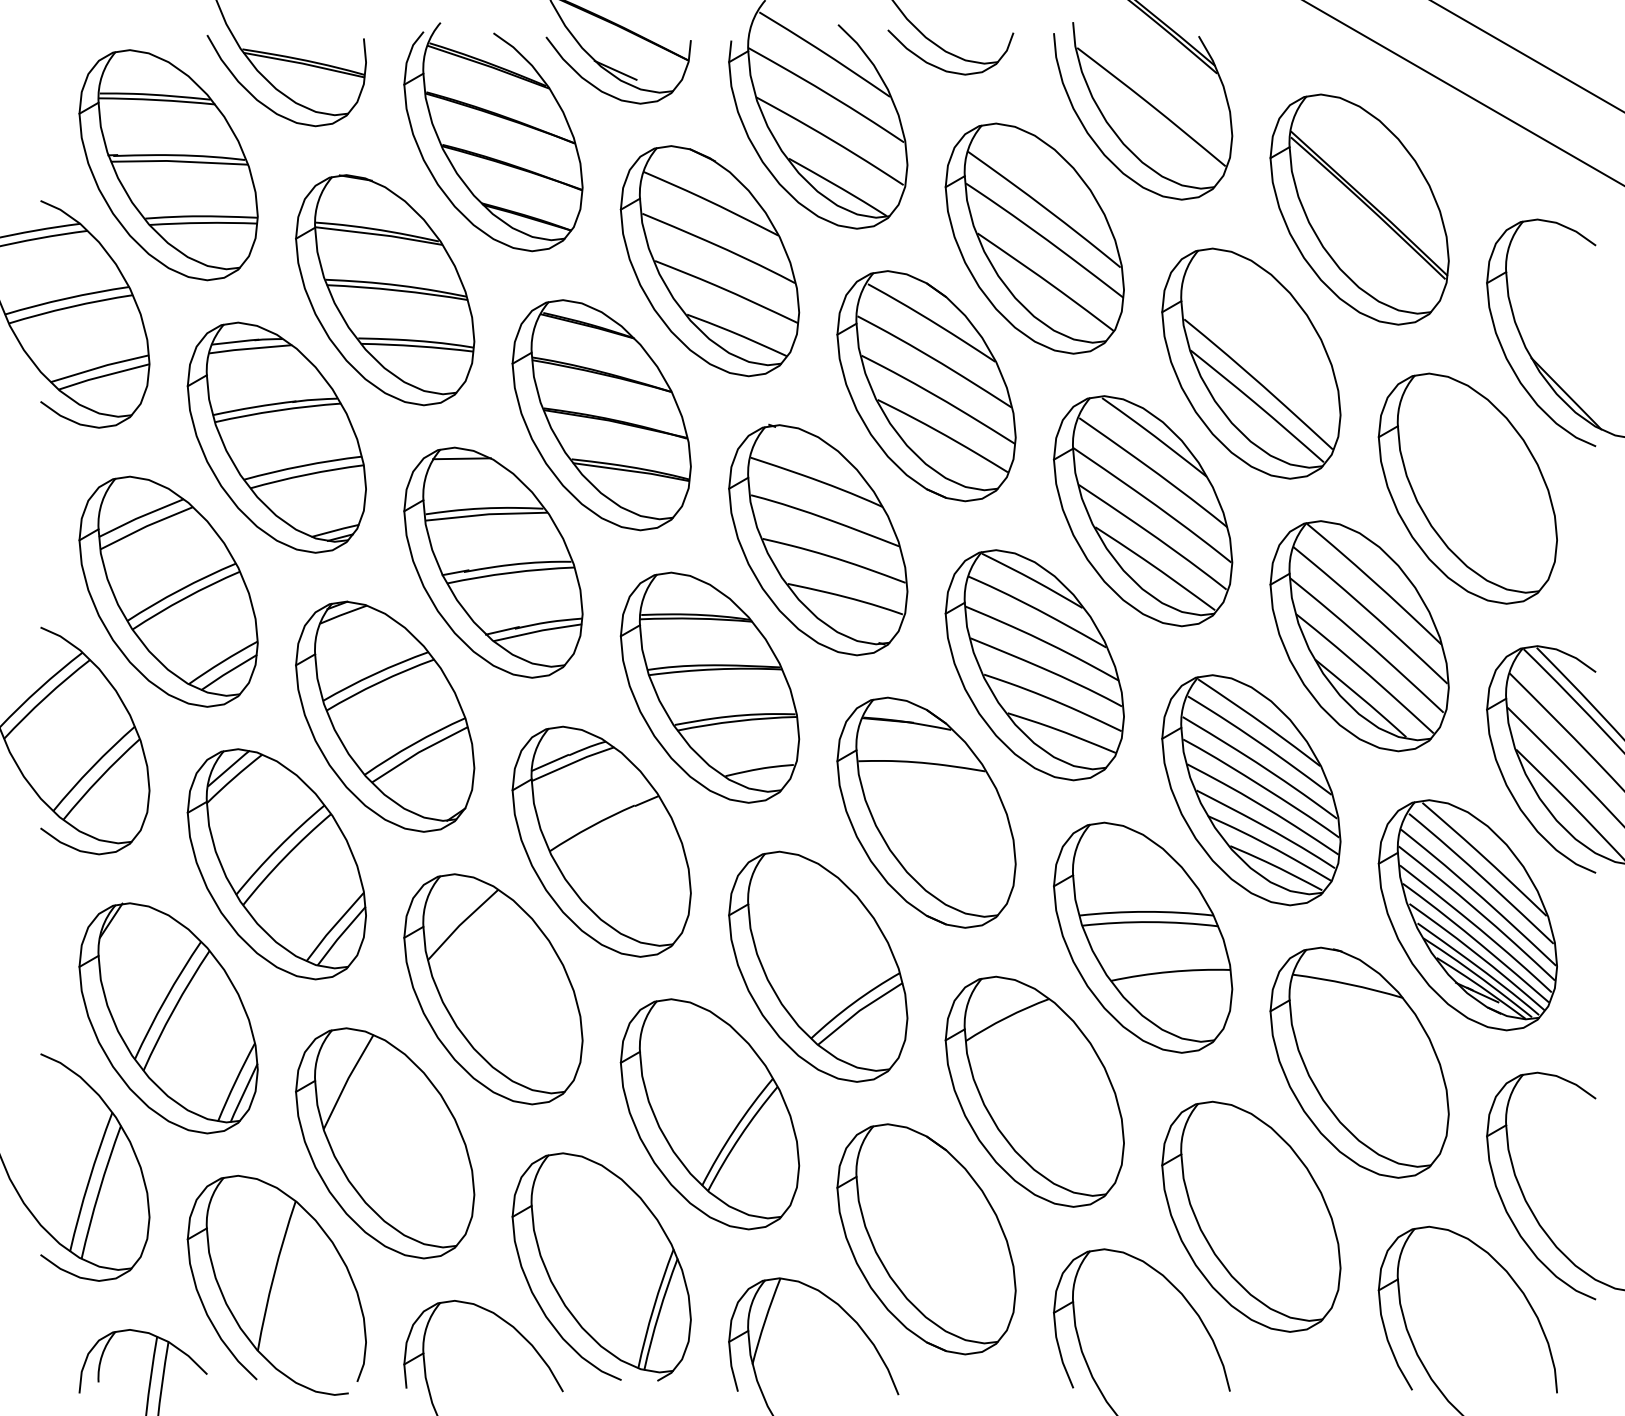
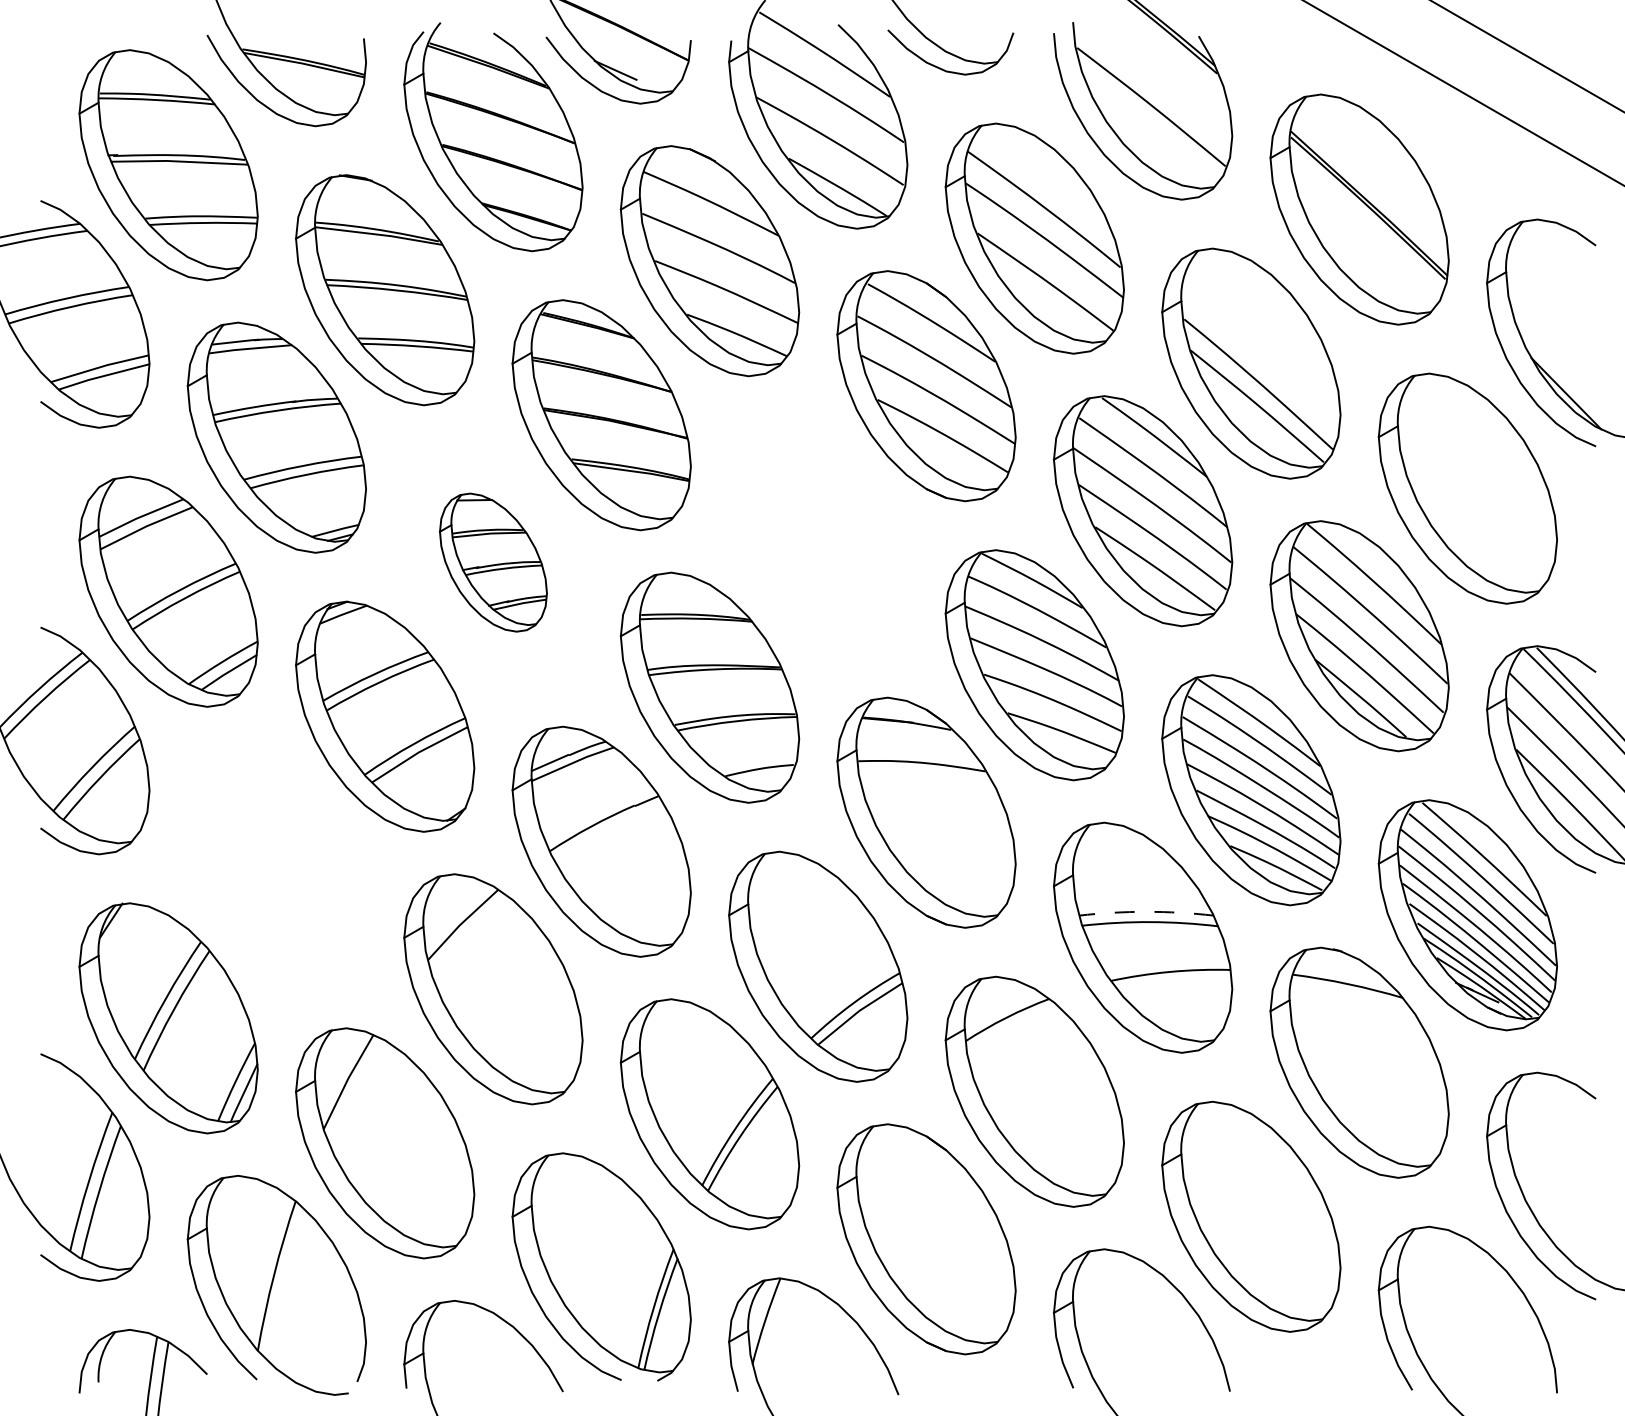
part: present -> none (818, 539)
part size: 181x233 px -> 109x141 px (493, 562)
part: present -> none (276, 864)
arc: solid -> dashed (1146, 911)
